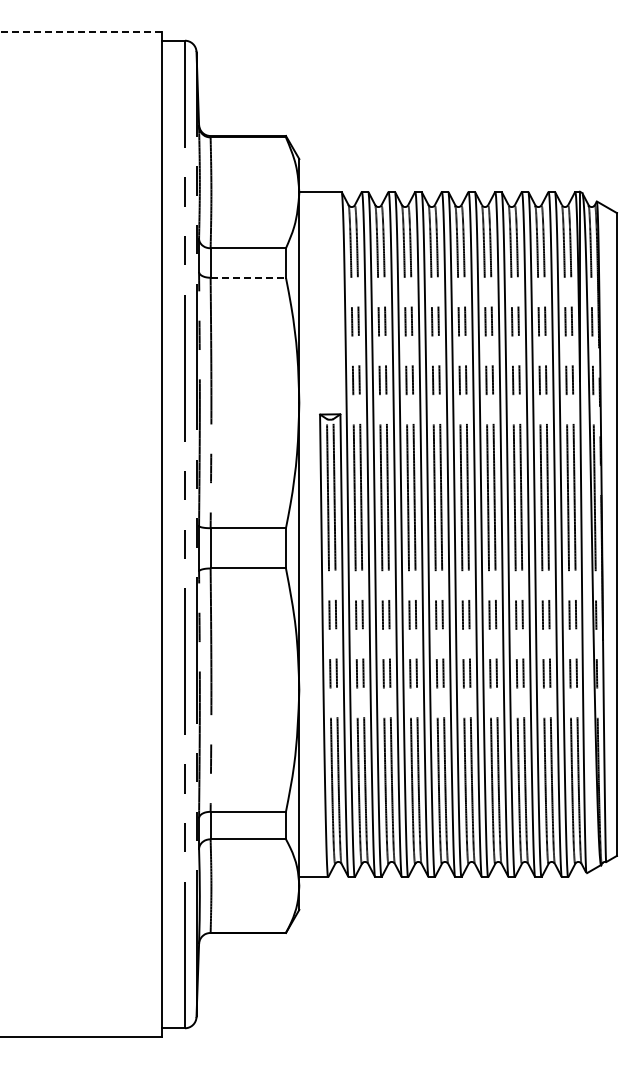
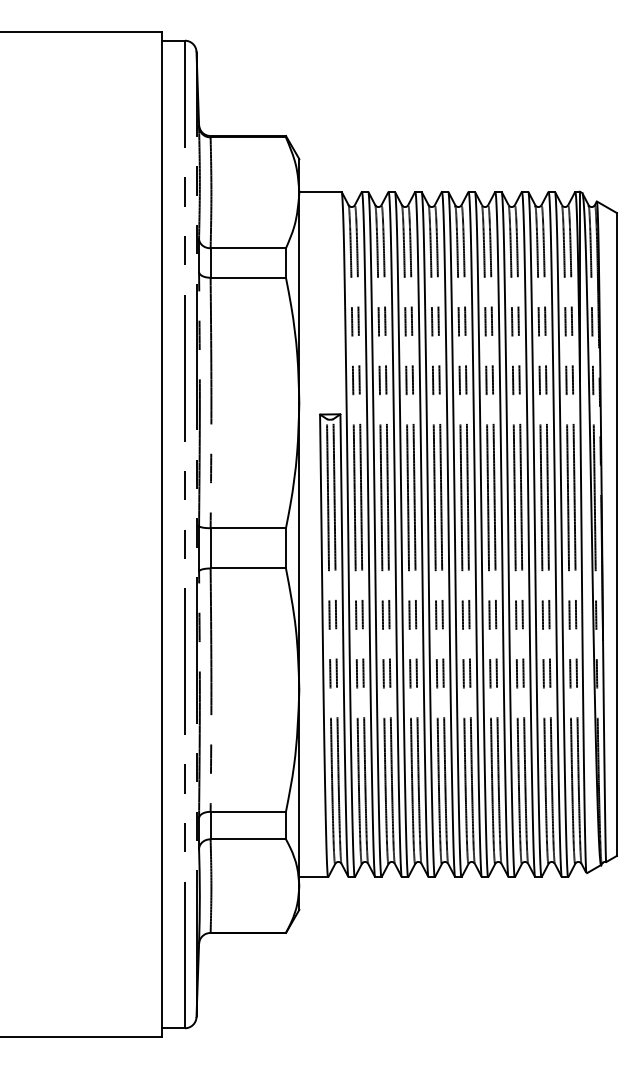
line: dashed -> solid (81, 32)
line: dashed -> solid (248, 277)
